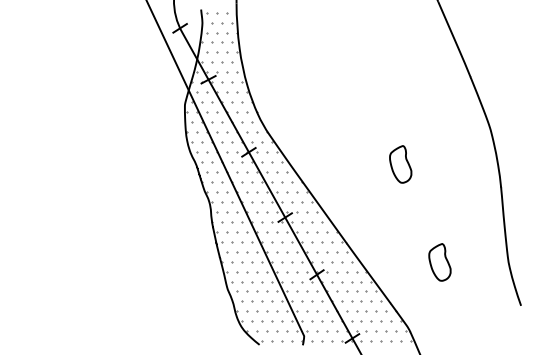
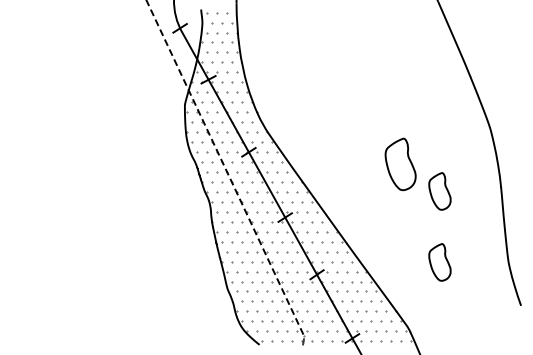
part size: 24x39 px -> 33x55 px (400, 164)
line: solid -> dashed (229, 176)
part: none -> present (439, 191)
